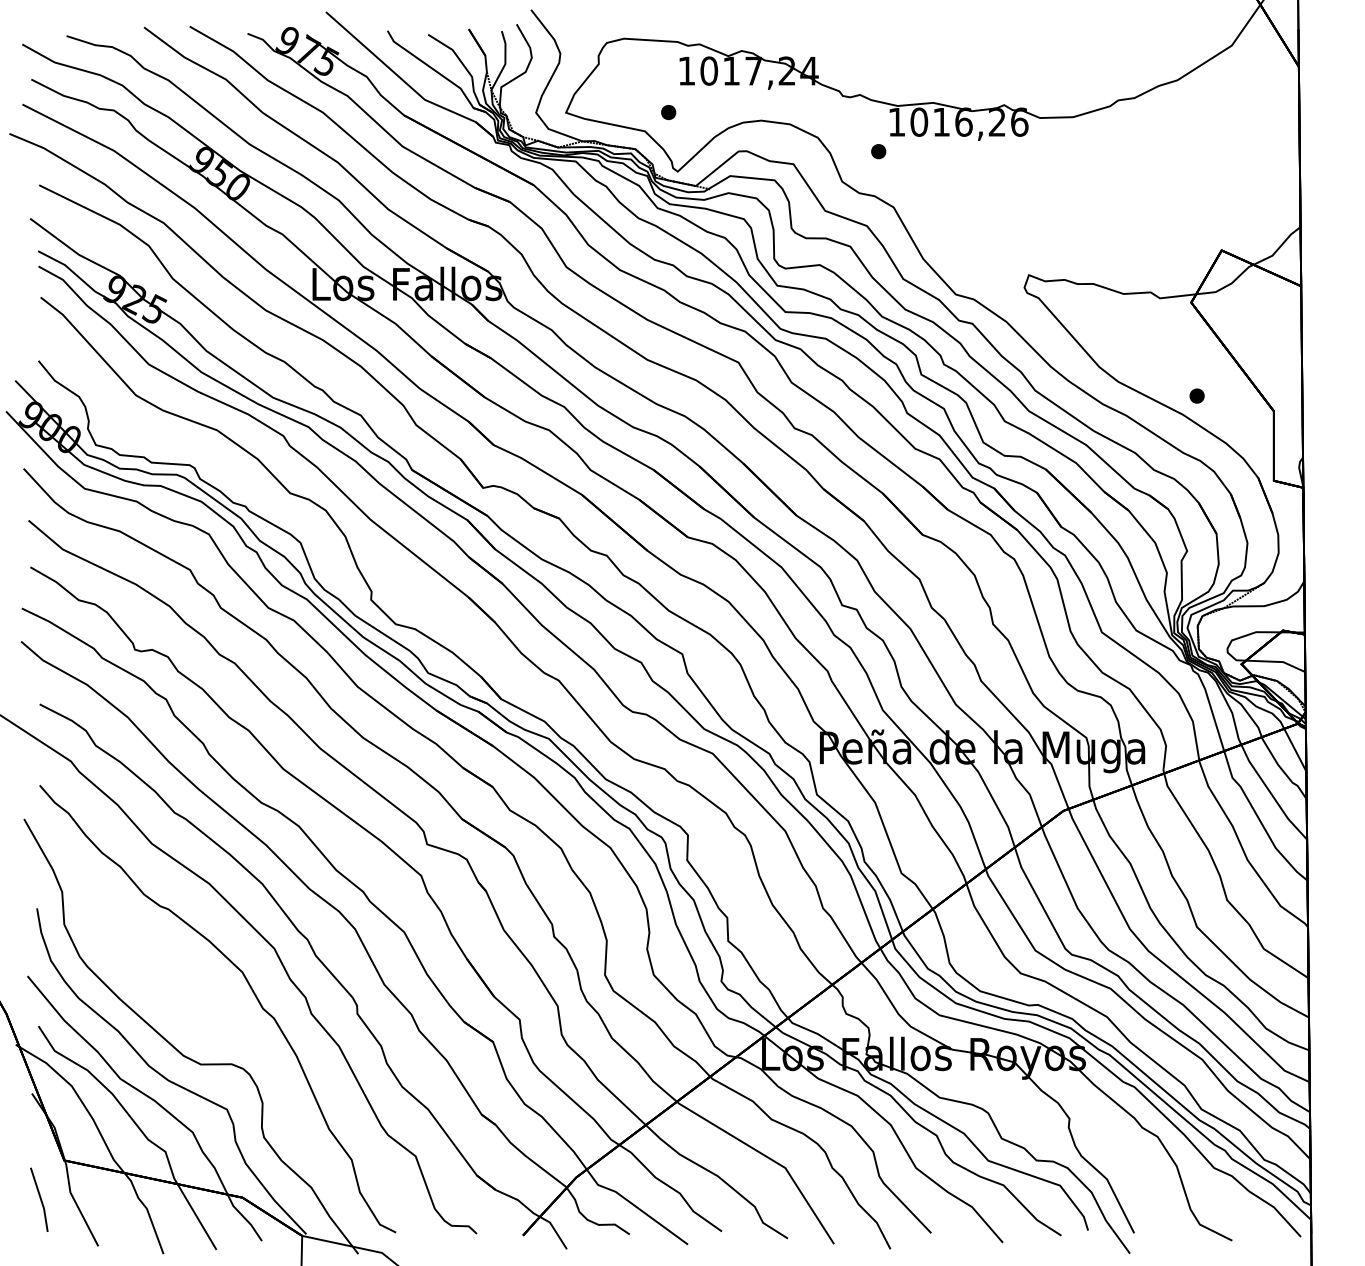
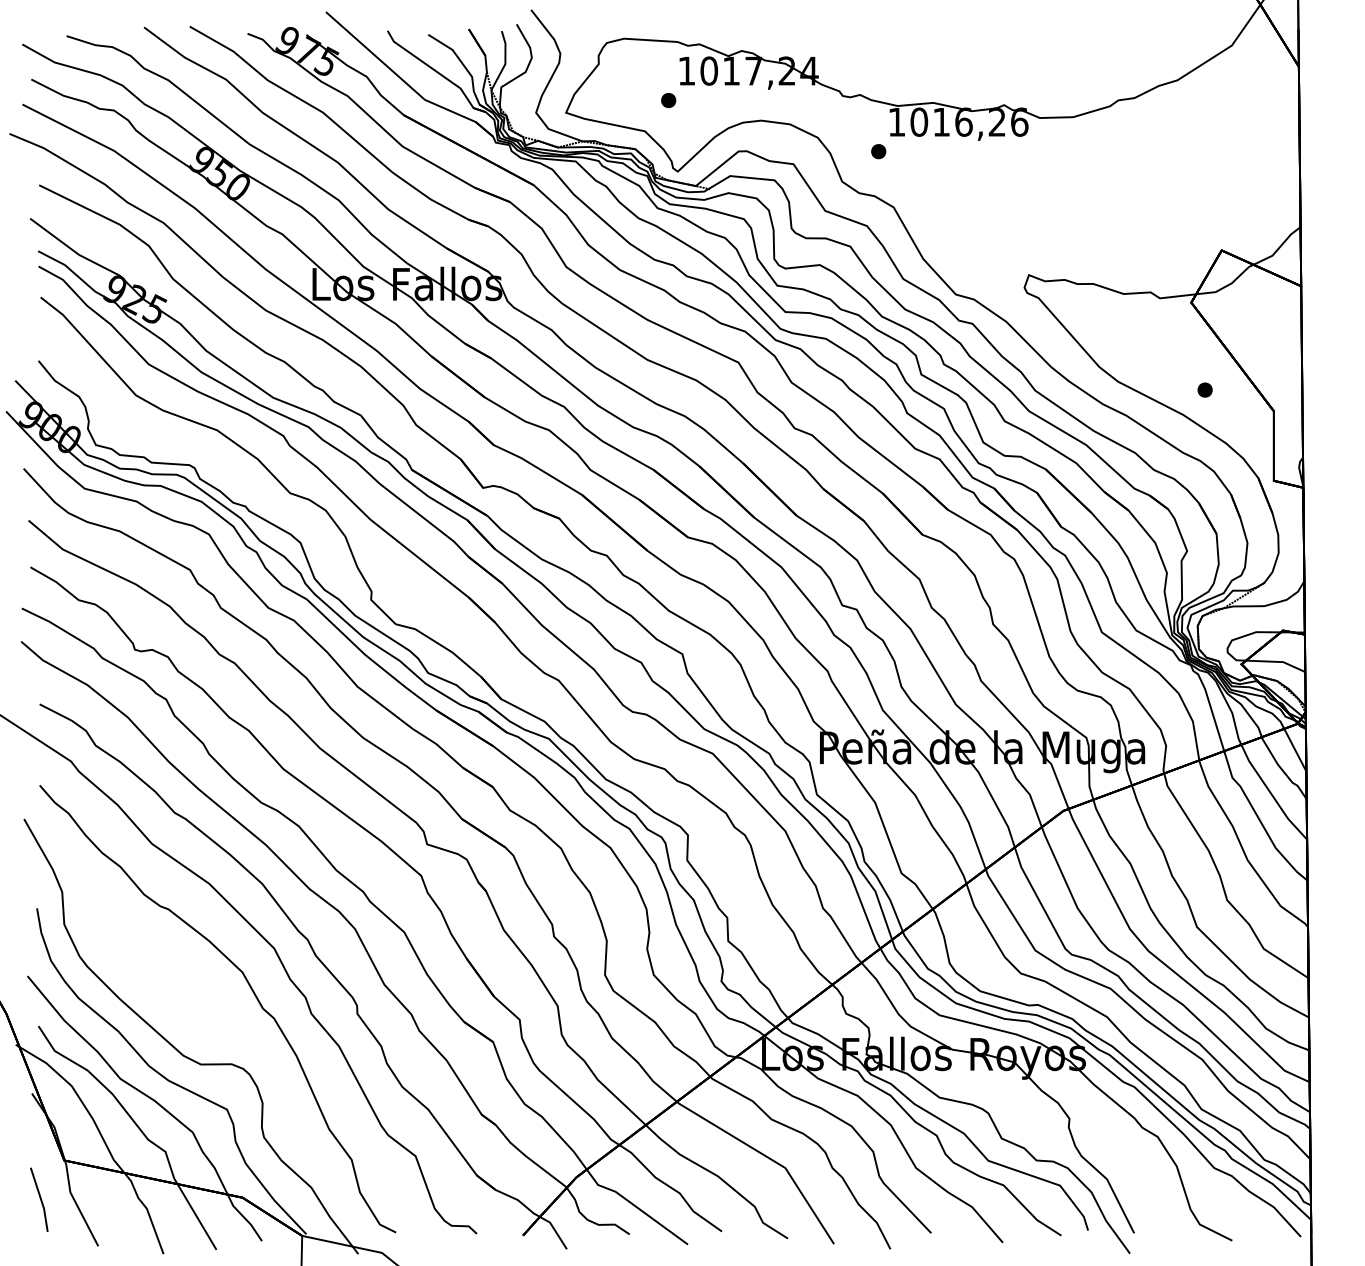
part position: (668, 112) -> (668, 100) (668, 100)
part position: (1196, 395) -> (1204, 389) (1204, 389)
